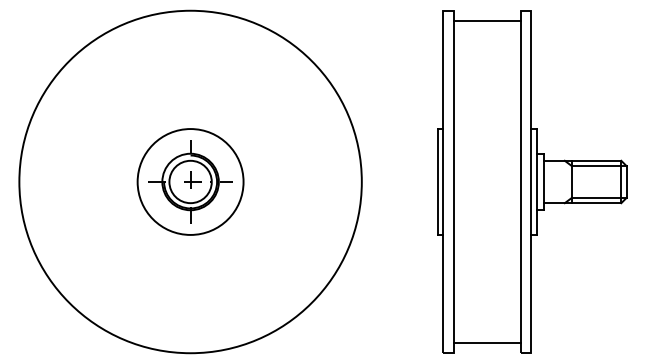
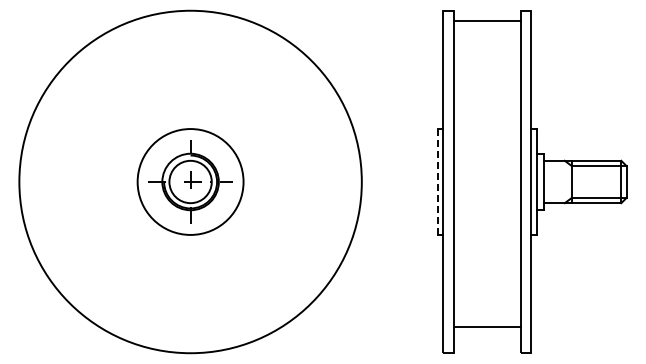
line: solid -> dashed (437, 182)
line position: (486, 342) -> (486, 326) (486, 326)
